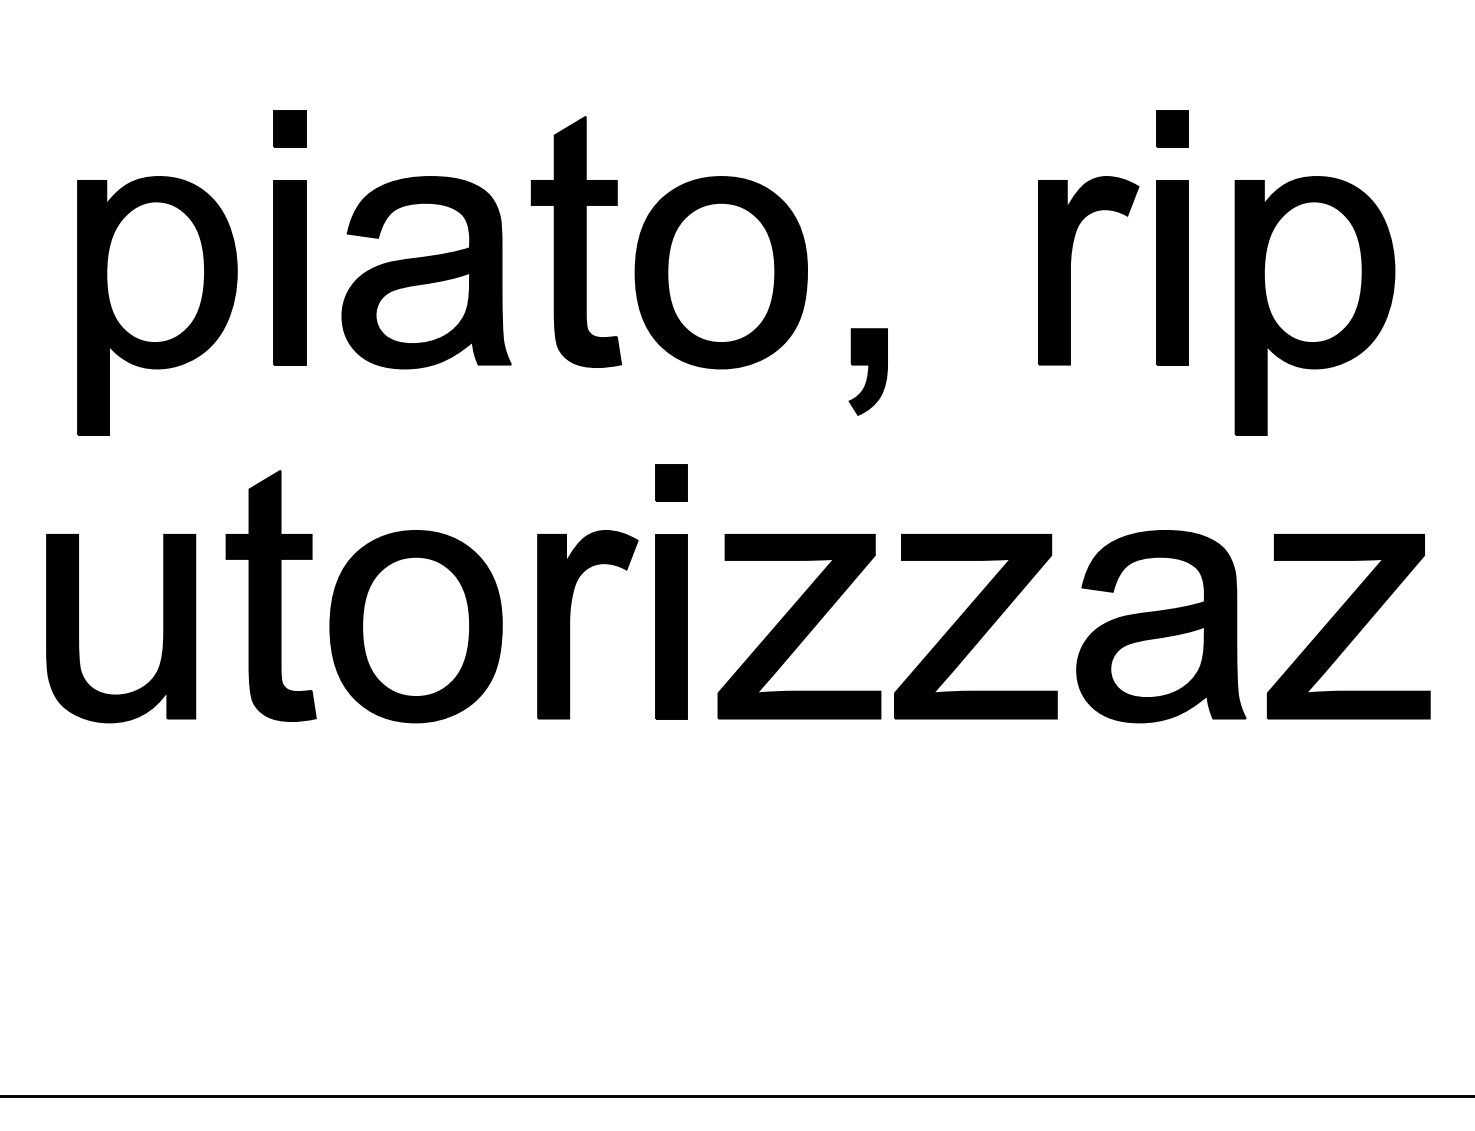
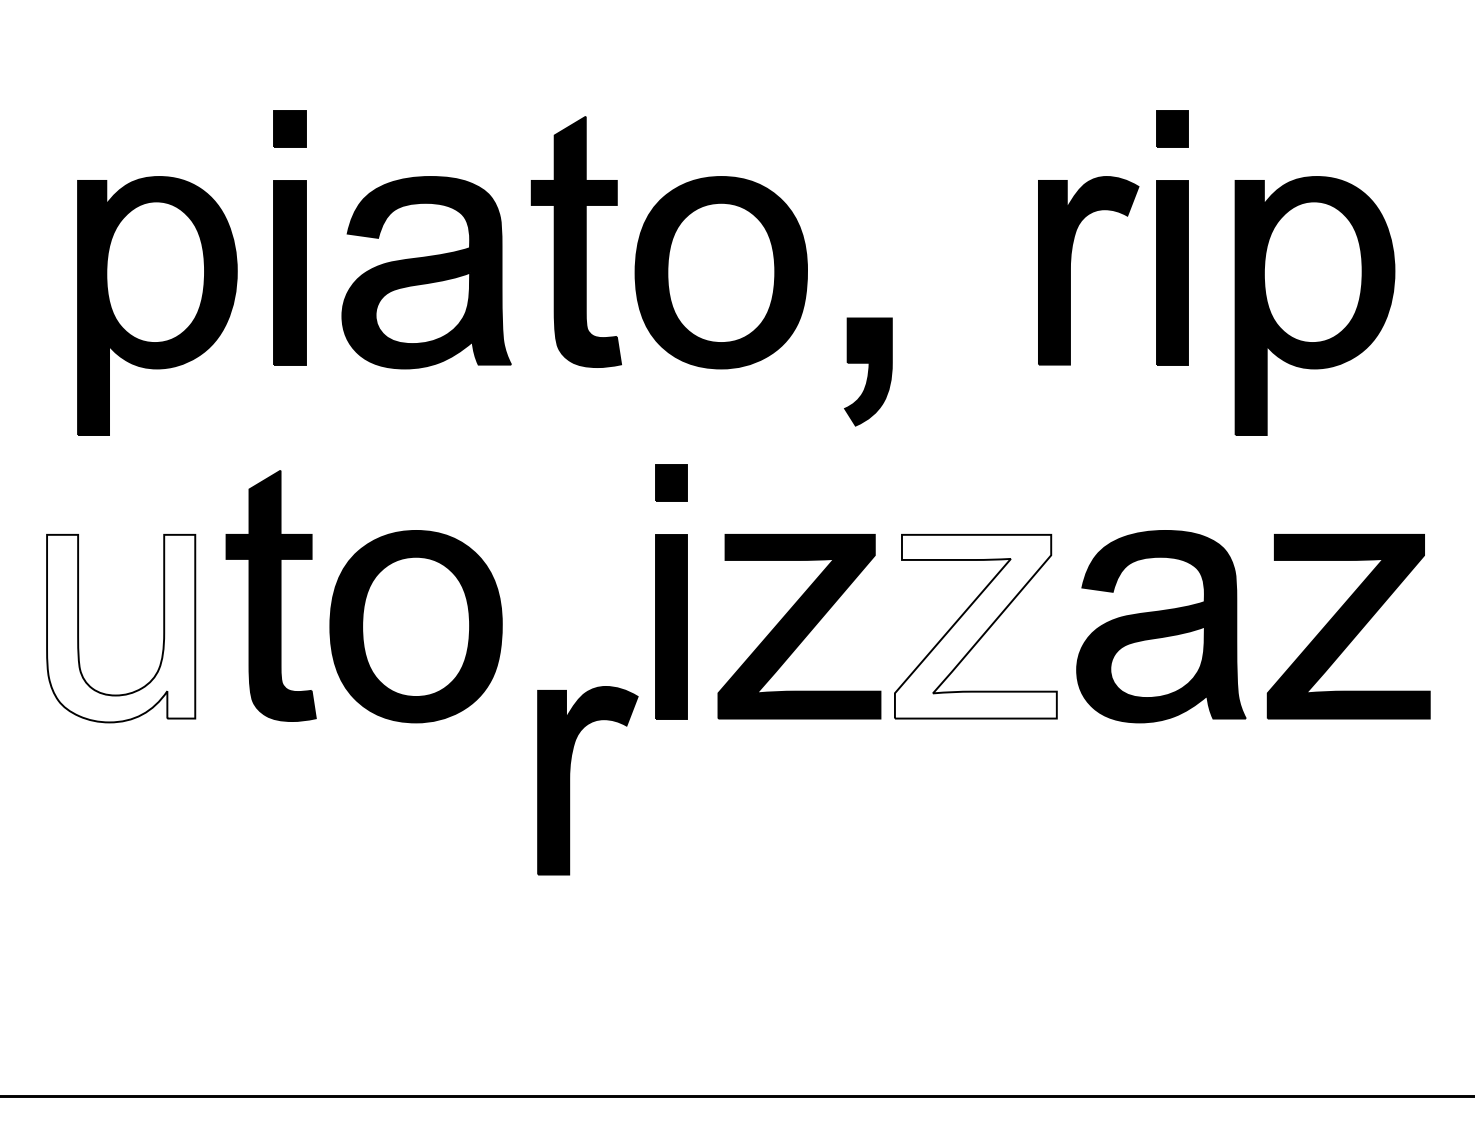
part size: 40x88 px -> 49x110 px (868, 371)
part position: (570, 624) -> (570, 780) (570, 780)
fill: present -> none (975, 626)
fill: present -> none (121, 628)
